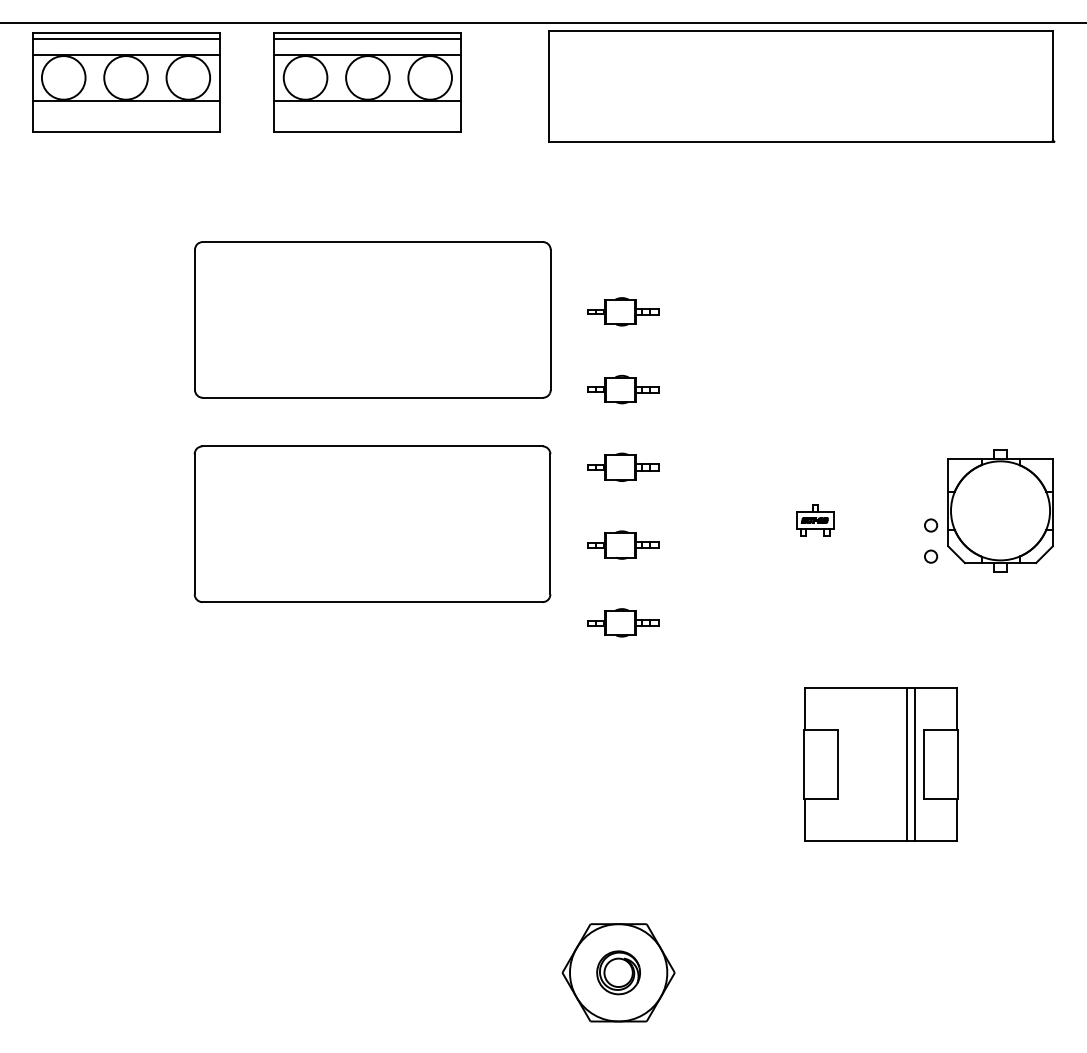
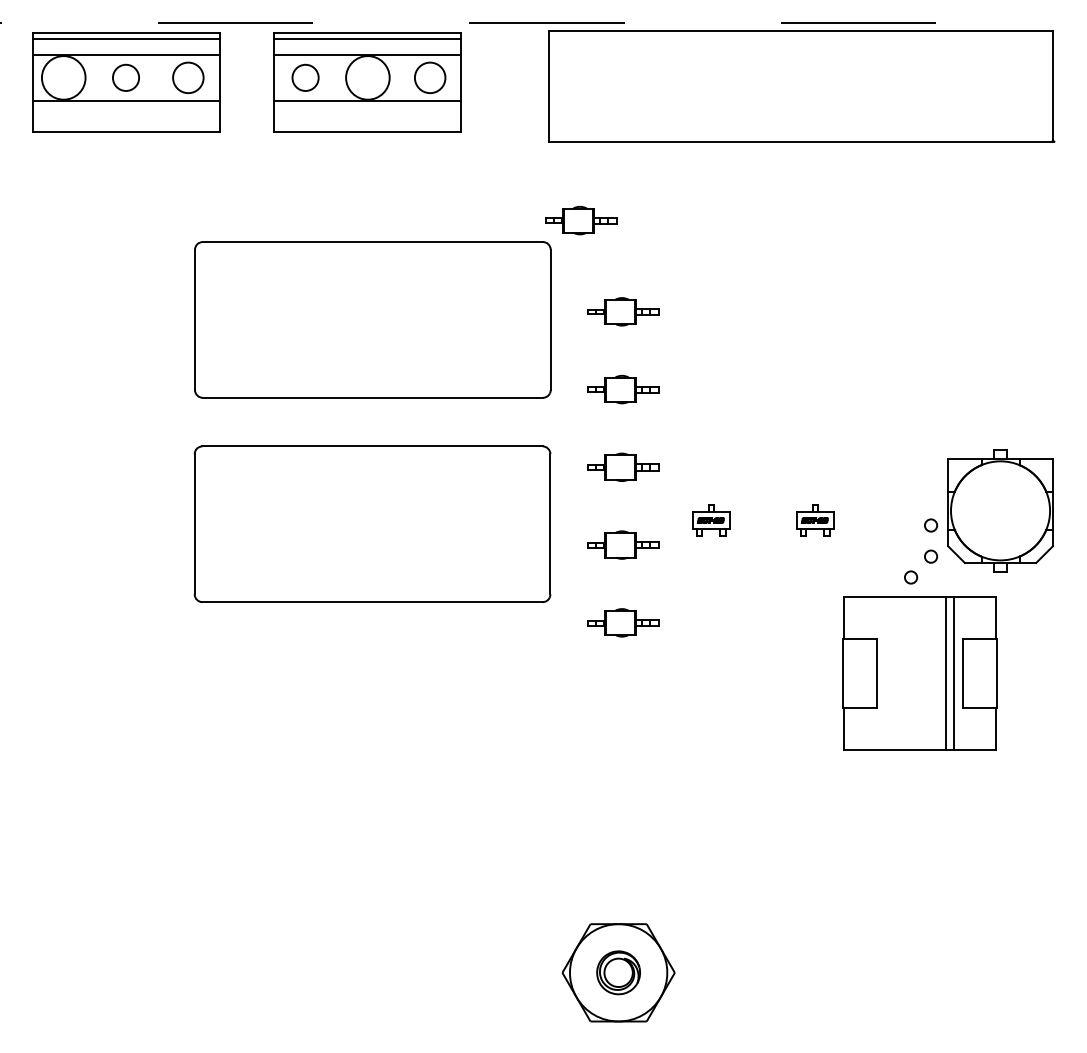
line: solid -> dashed (543, 22)
circle diameter: 44 px -> 26 px (125, 77)
circle diameter: 44 px -> 31 px (188, 77)
circle diameter: 44 px -> 26 px (305, 77)
circle diameter: 44 px -> 31 px (429, 77)
part: none -> present (581, 220)
part: none -> present (711, 520)
circle: none -> present (911, 577)
part position: (880, 764) -> (919, 673) (919, 673)
